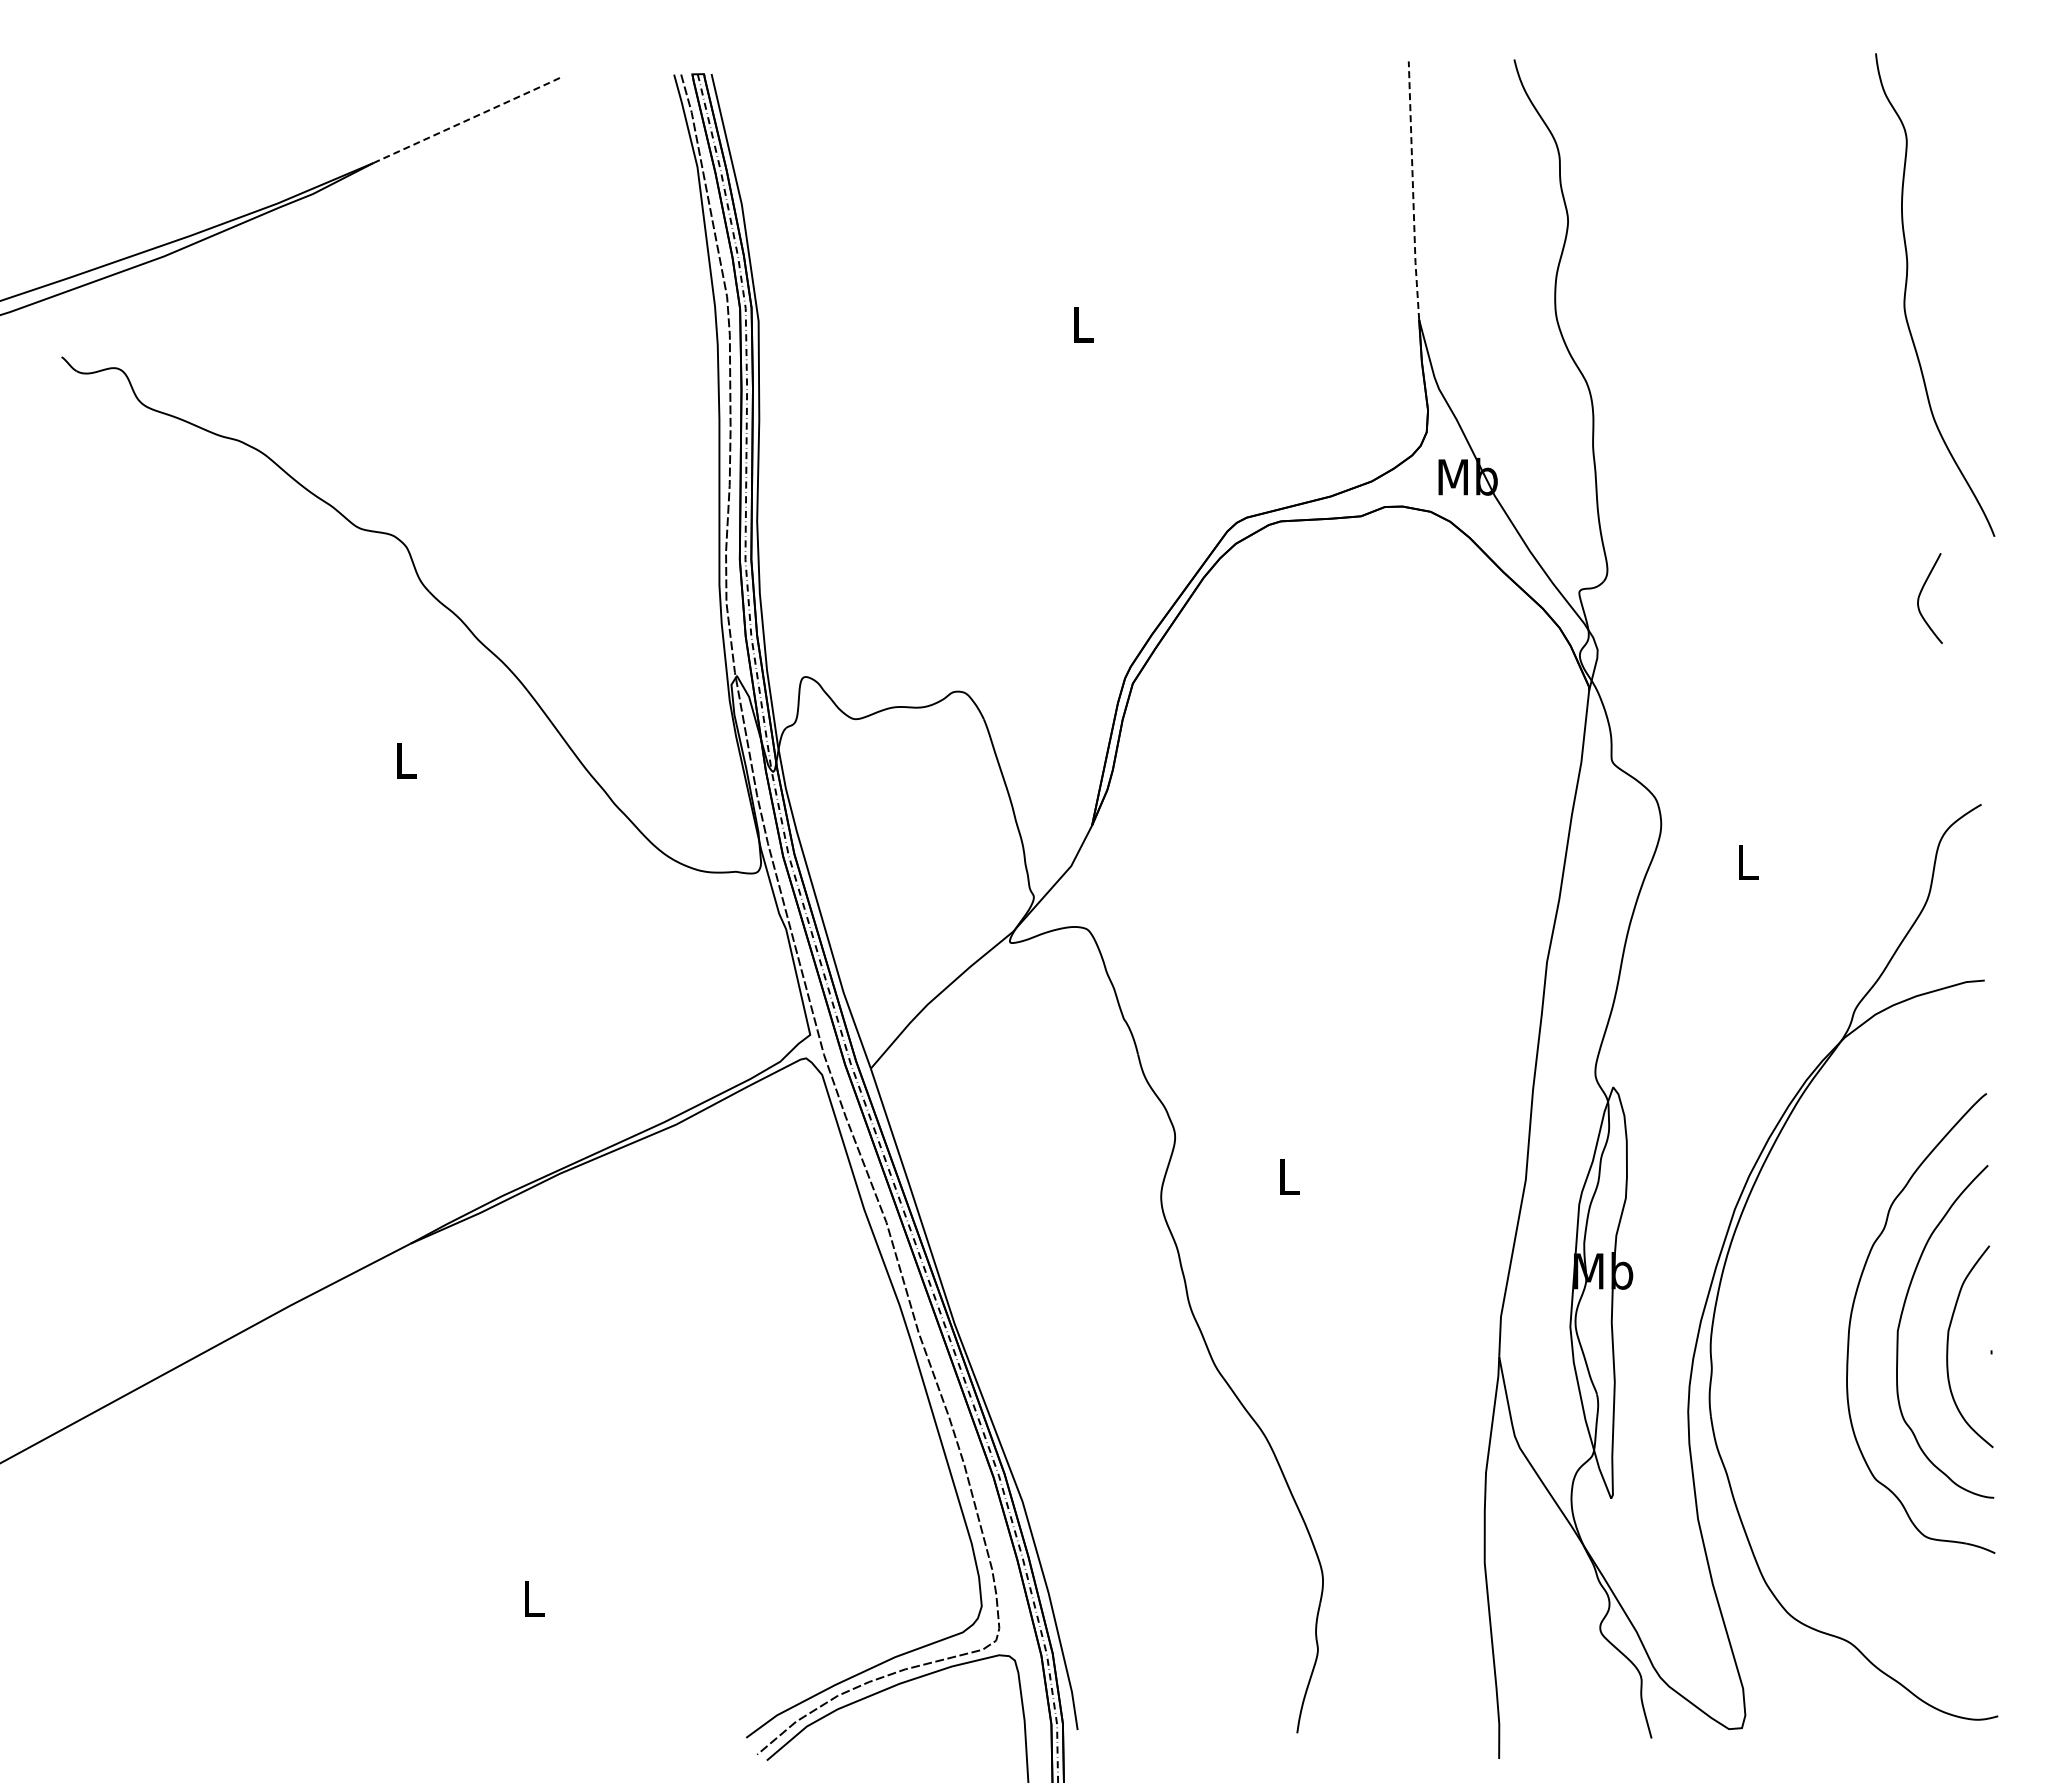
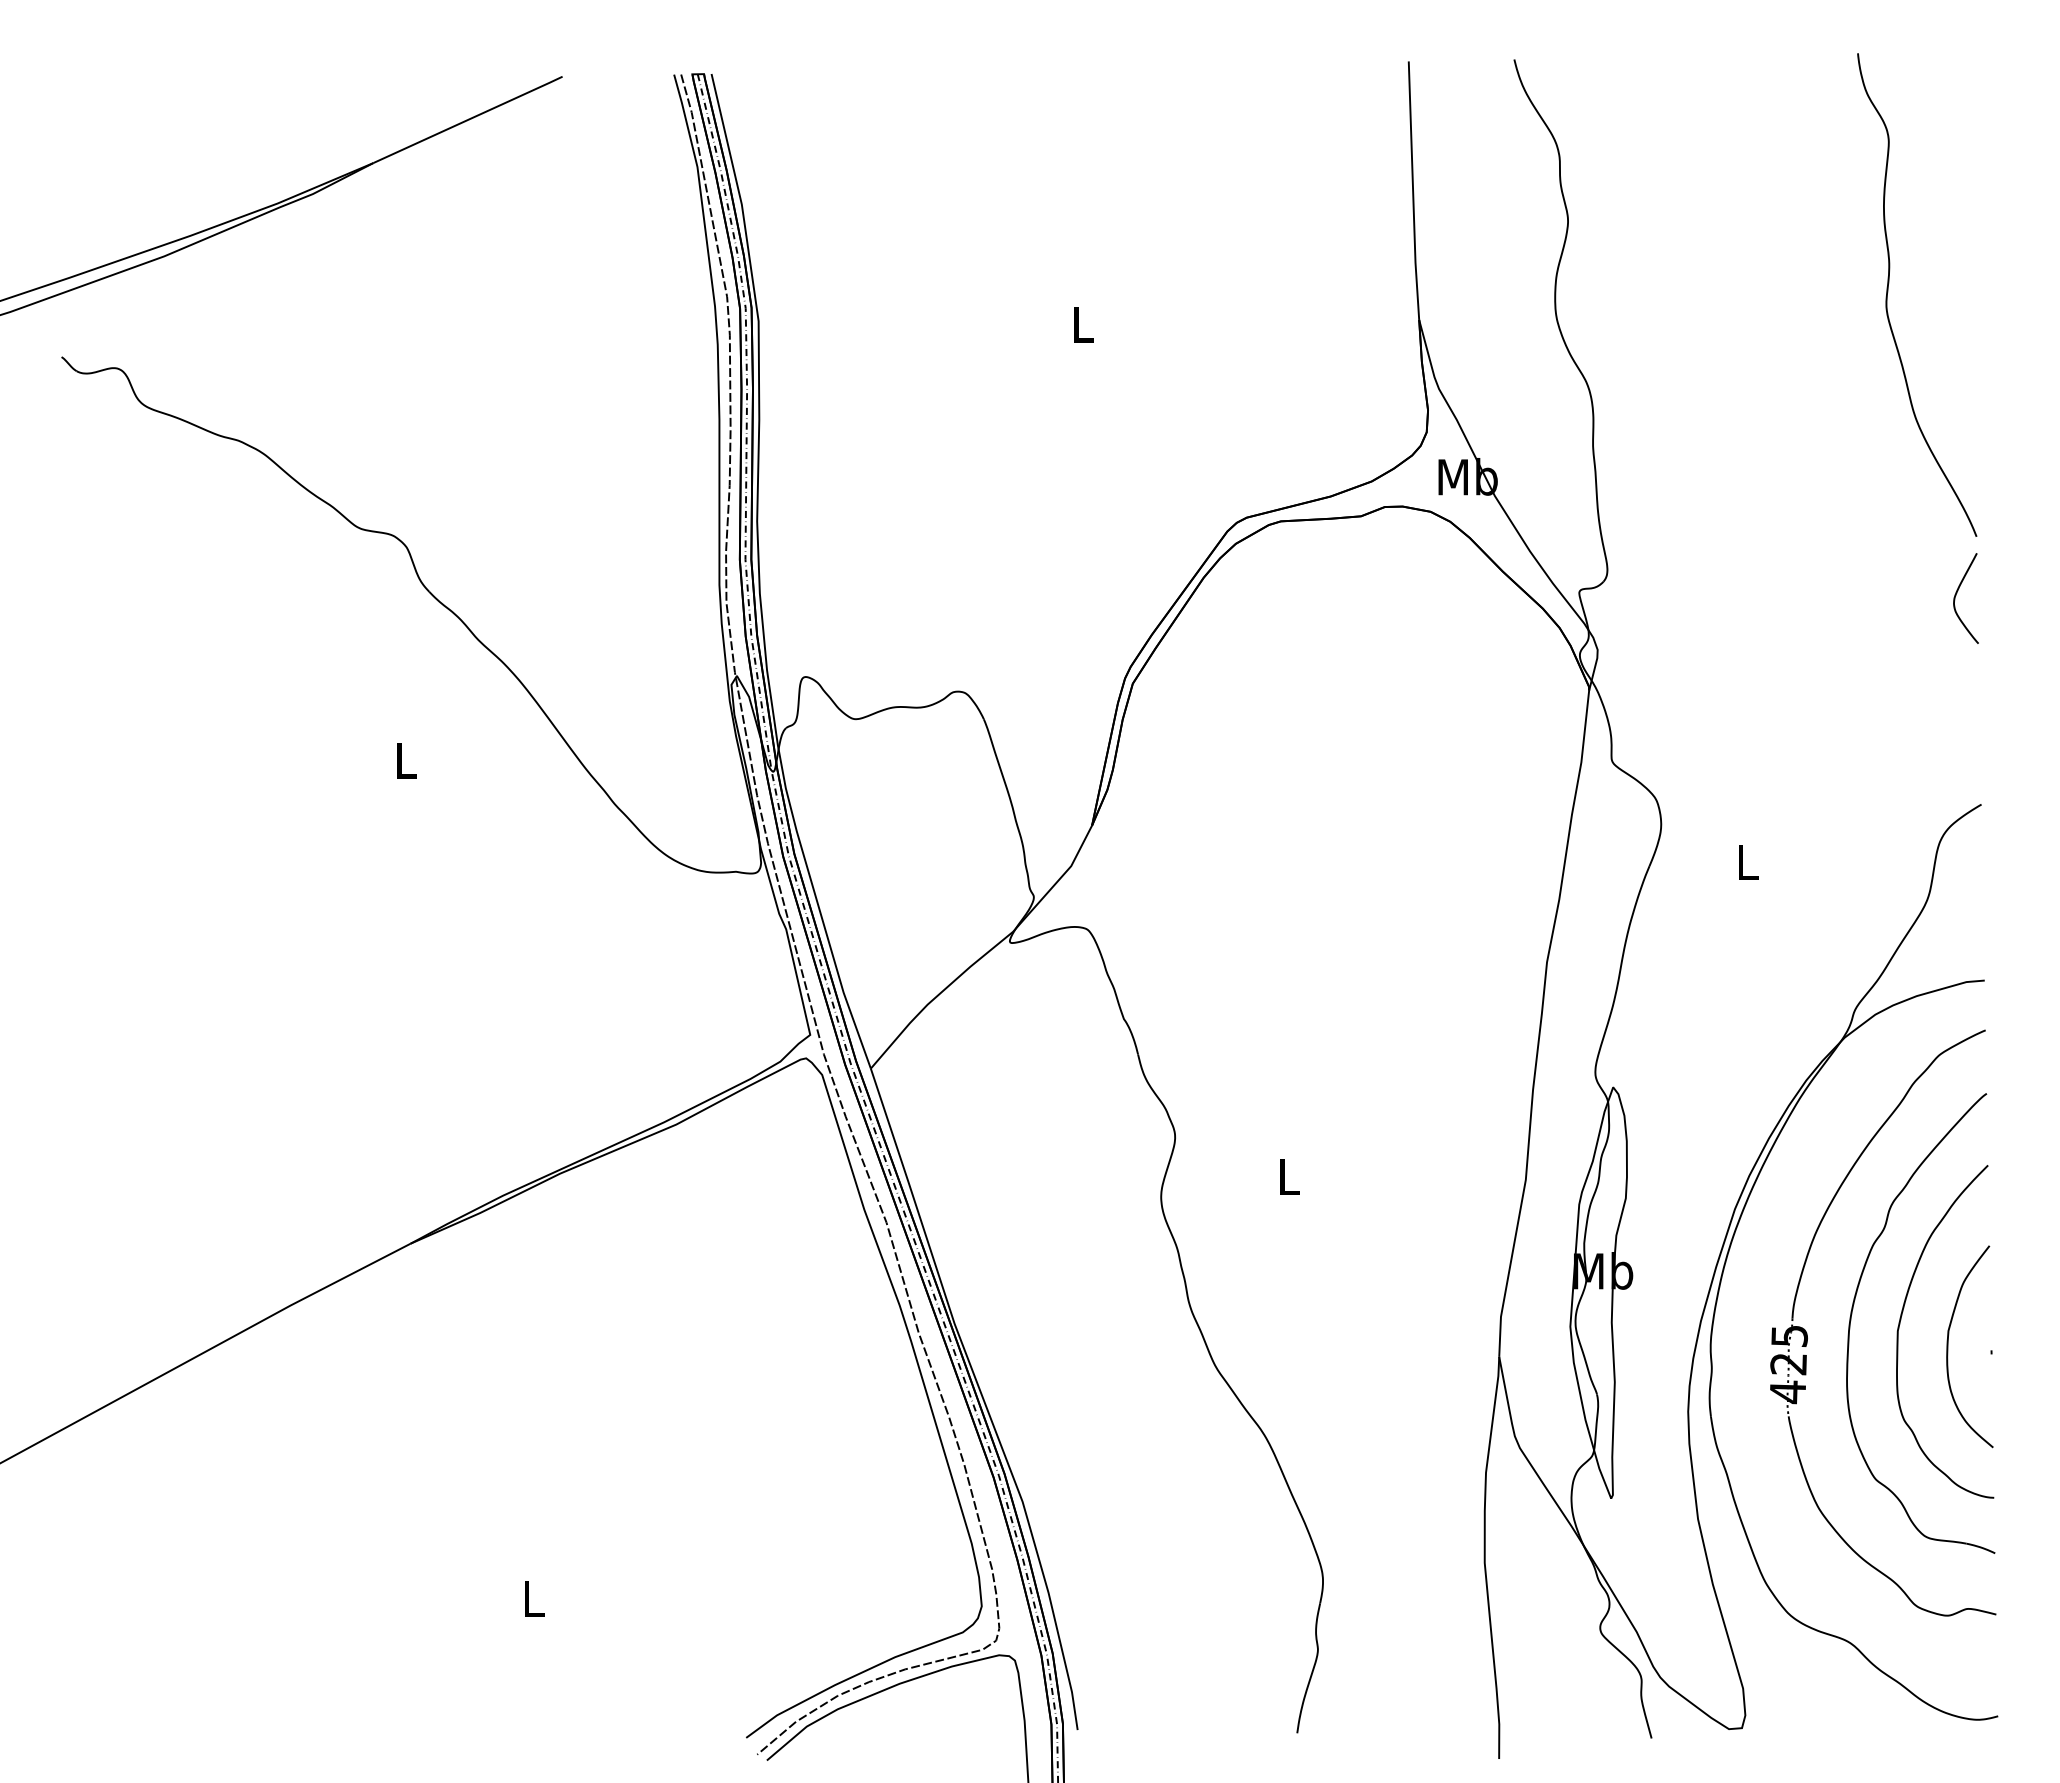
line: dashed -> solid (468, 119)
line: dashed -> solid (1413, 191)
curve position: (1906, 292) -> (1888, 292) (1888, 292)
curve position: (1921, 593) -> (1957, 593) (1957, 593)
part: none -> present (1807, 1333)
